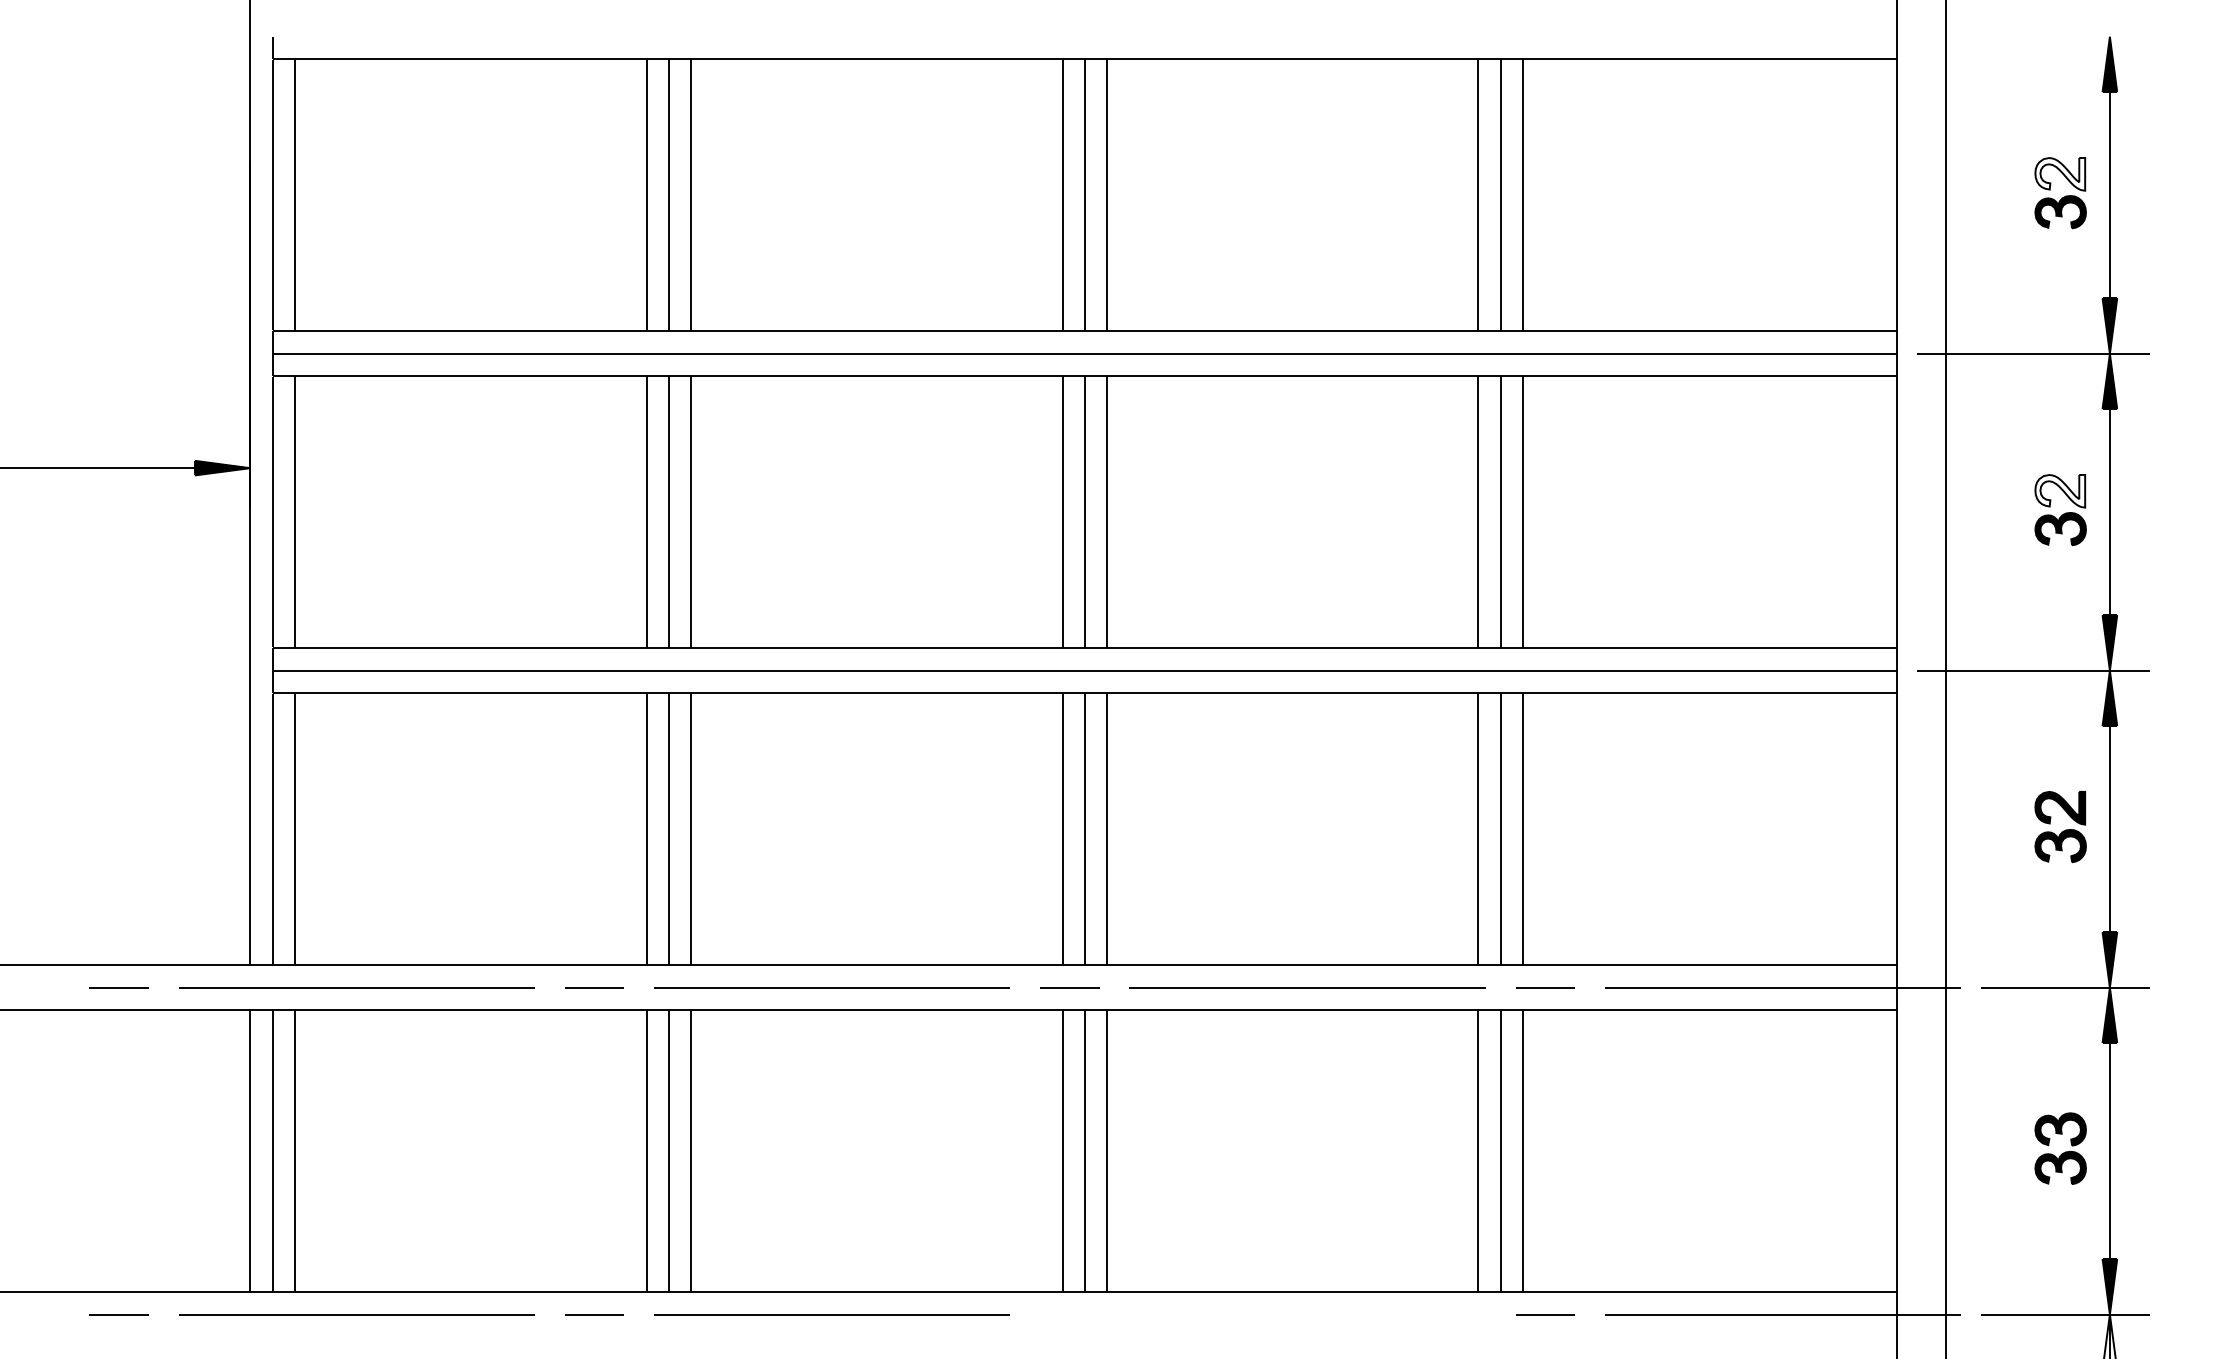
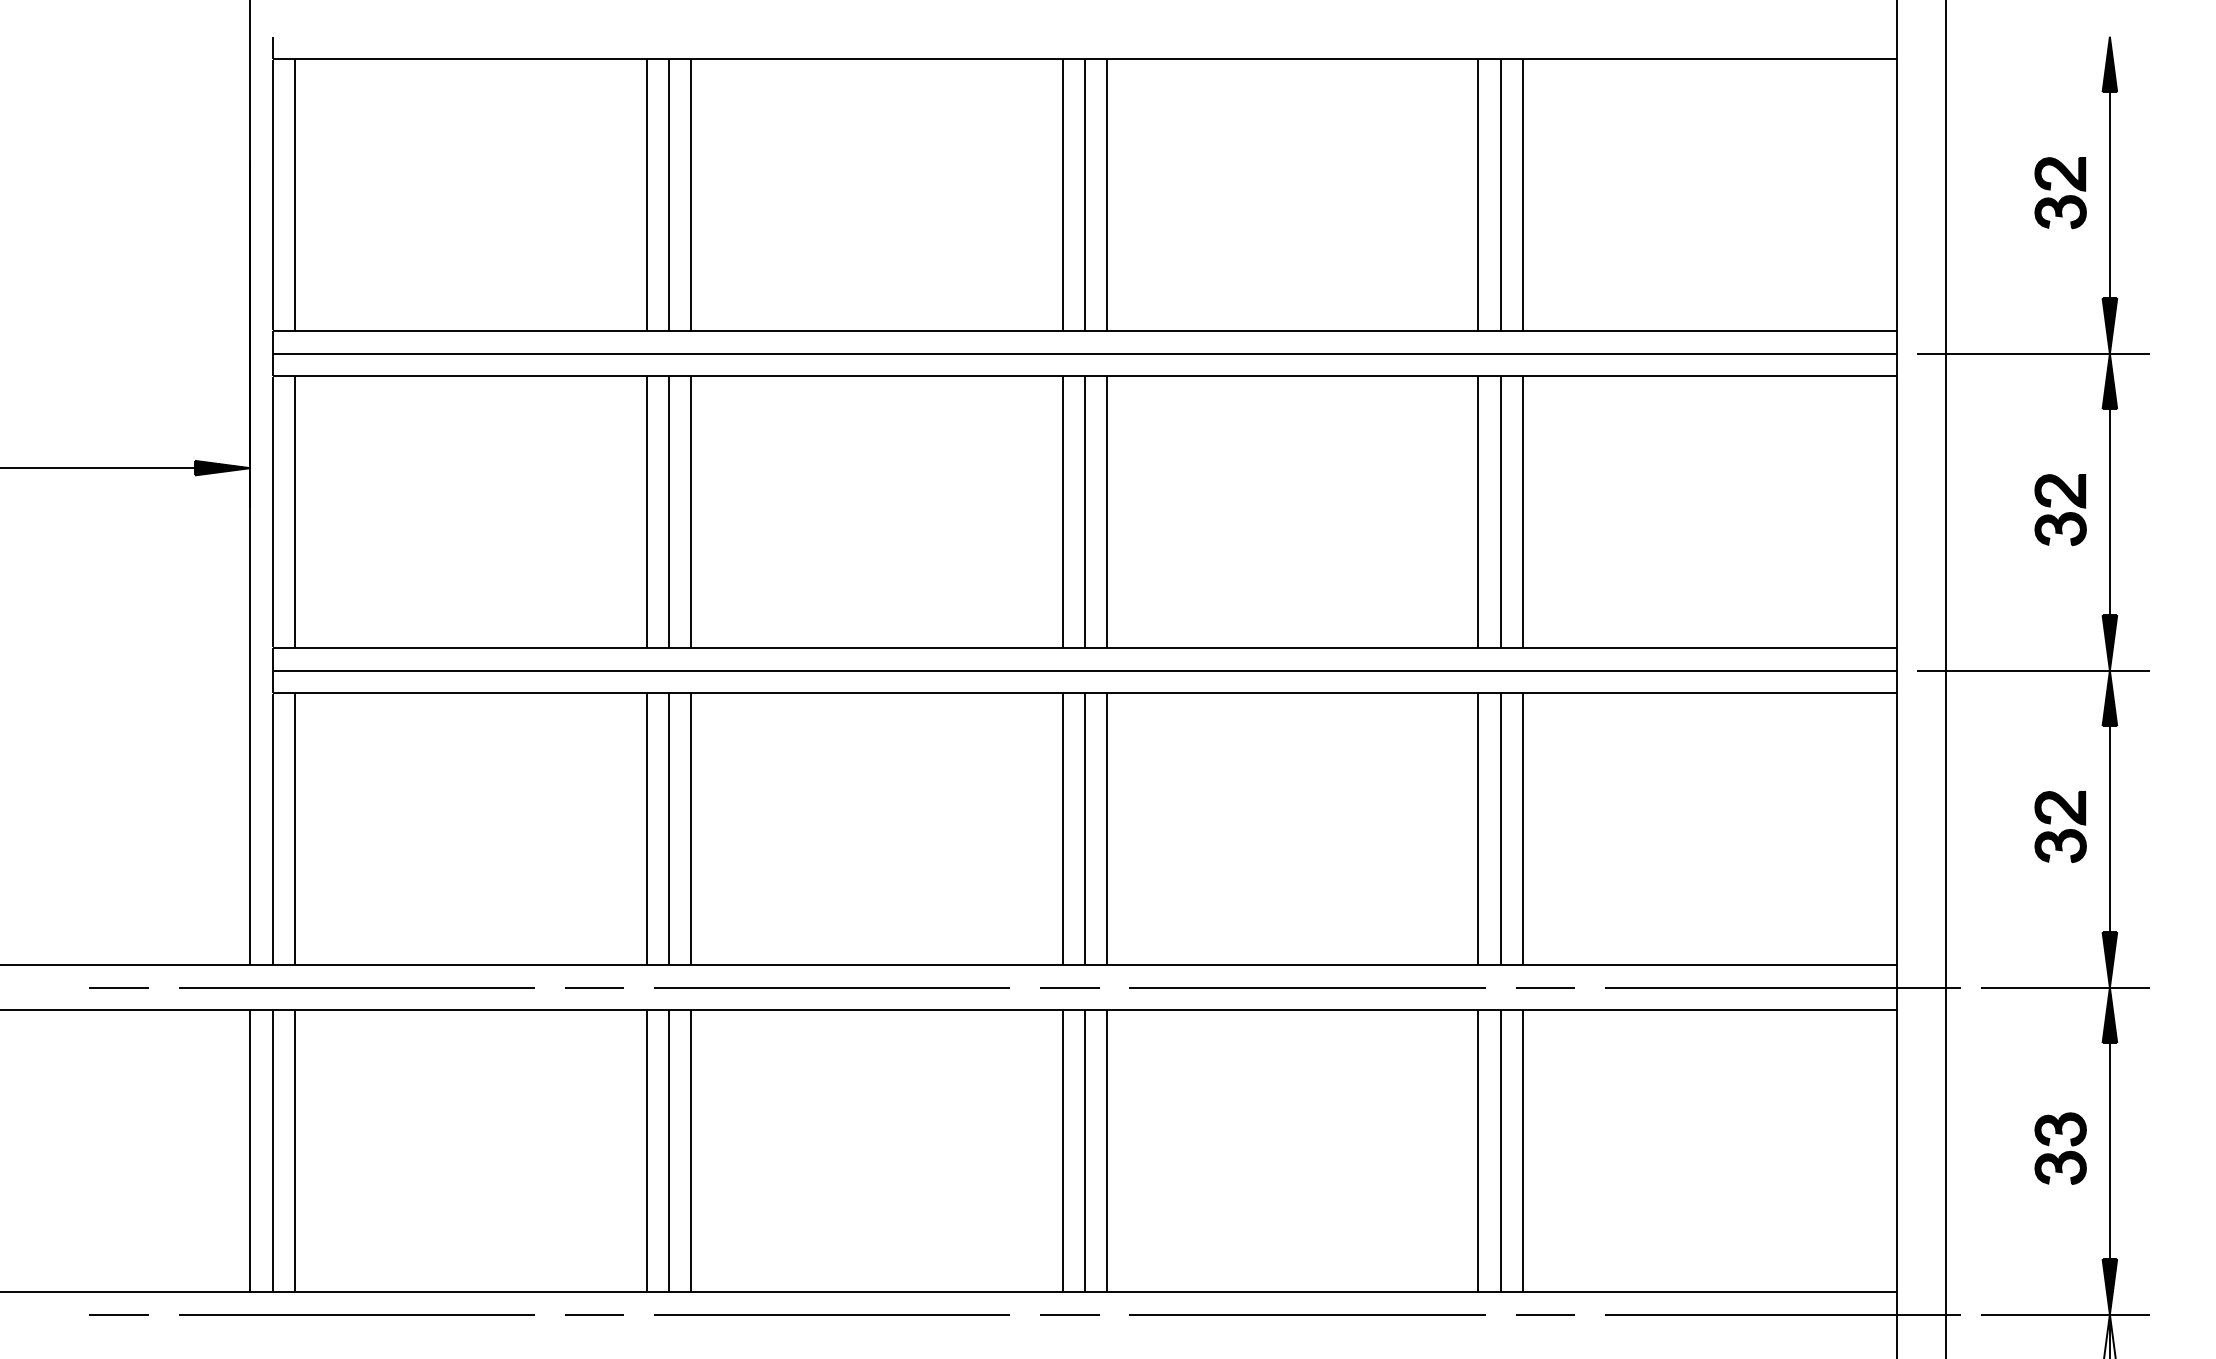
fill: none -> present (2060, 173)
fill: none -> present (2060, 490)
line: none -> present (1069, 1314)
line: none -> present (1307, 1314)
